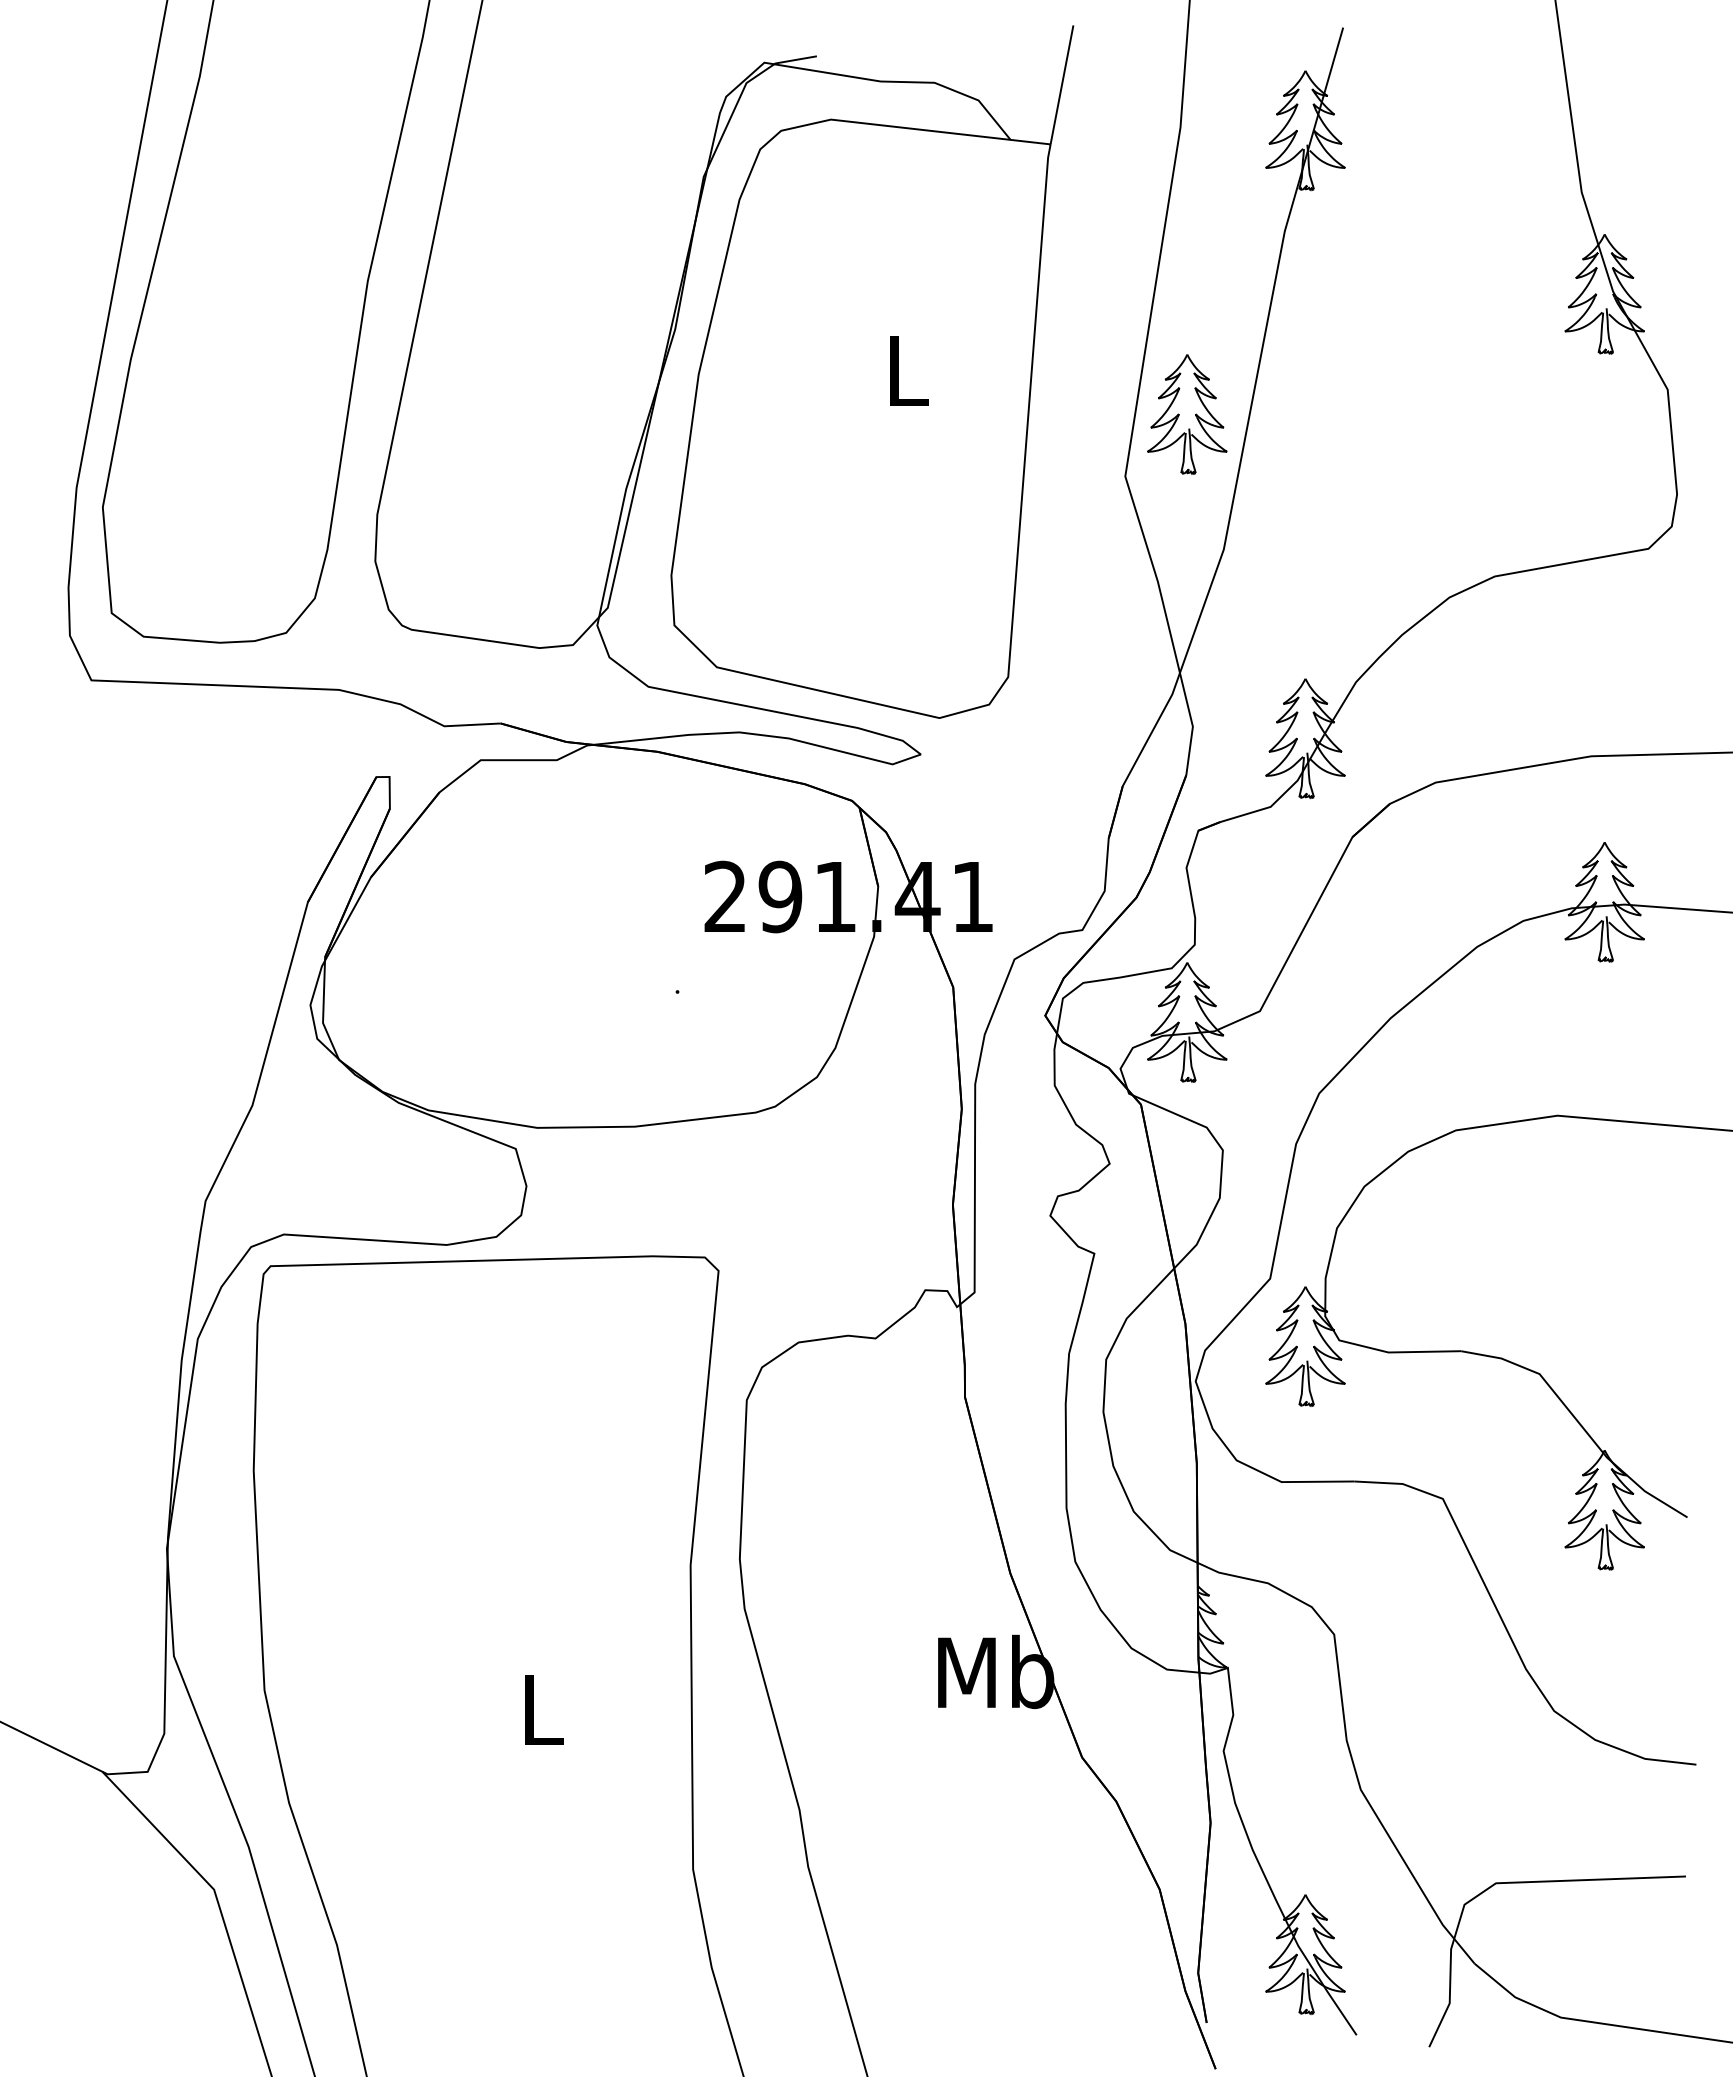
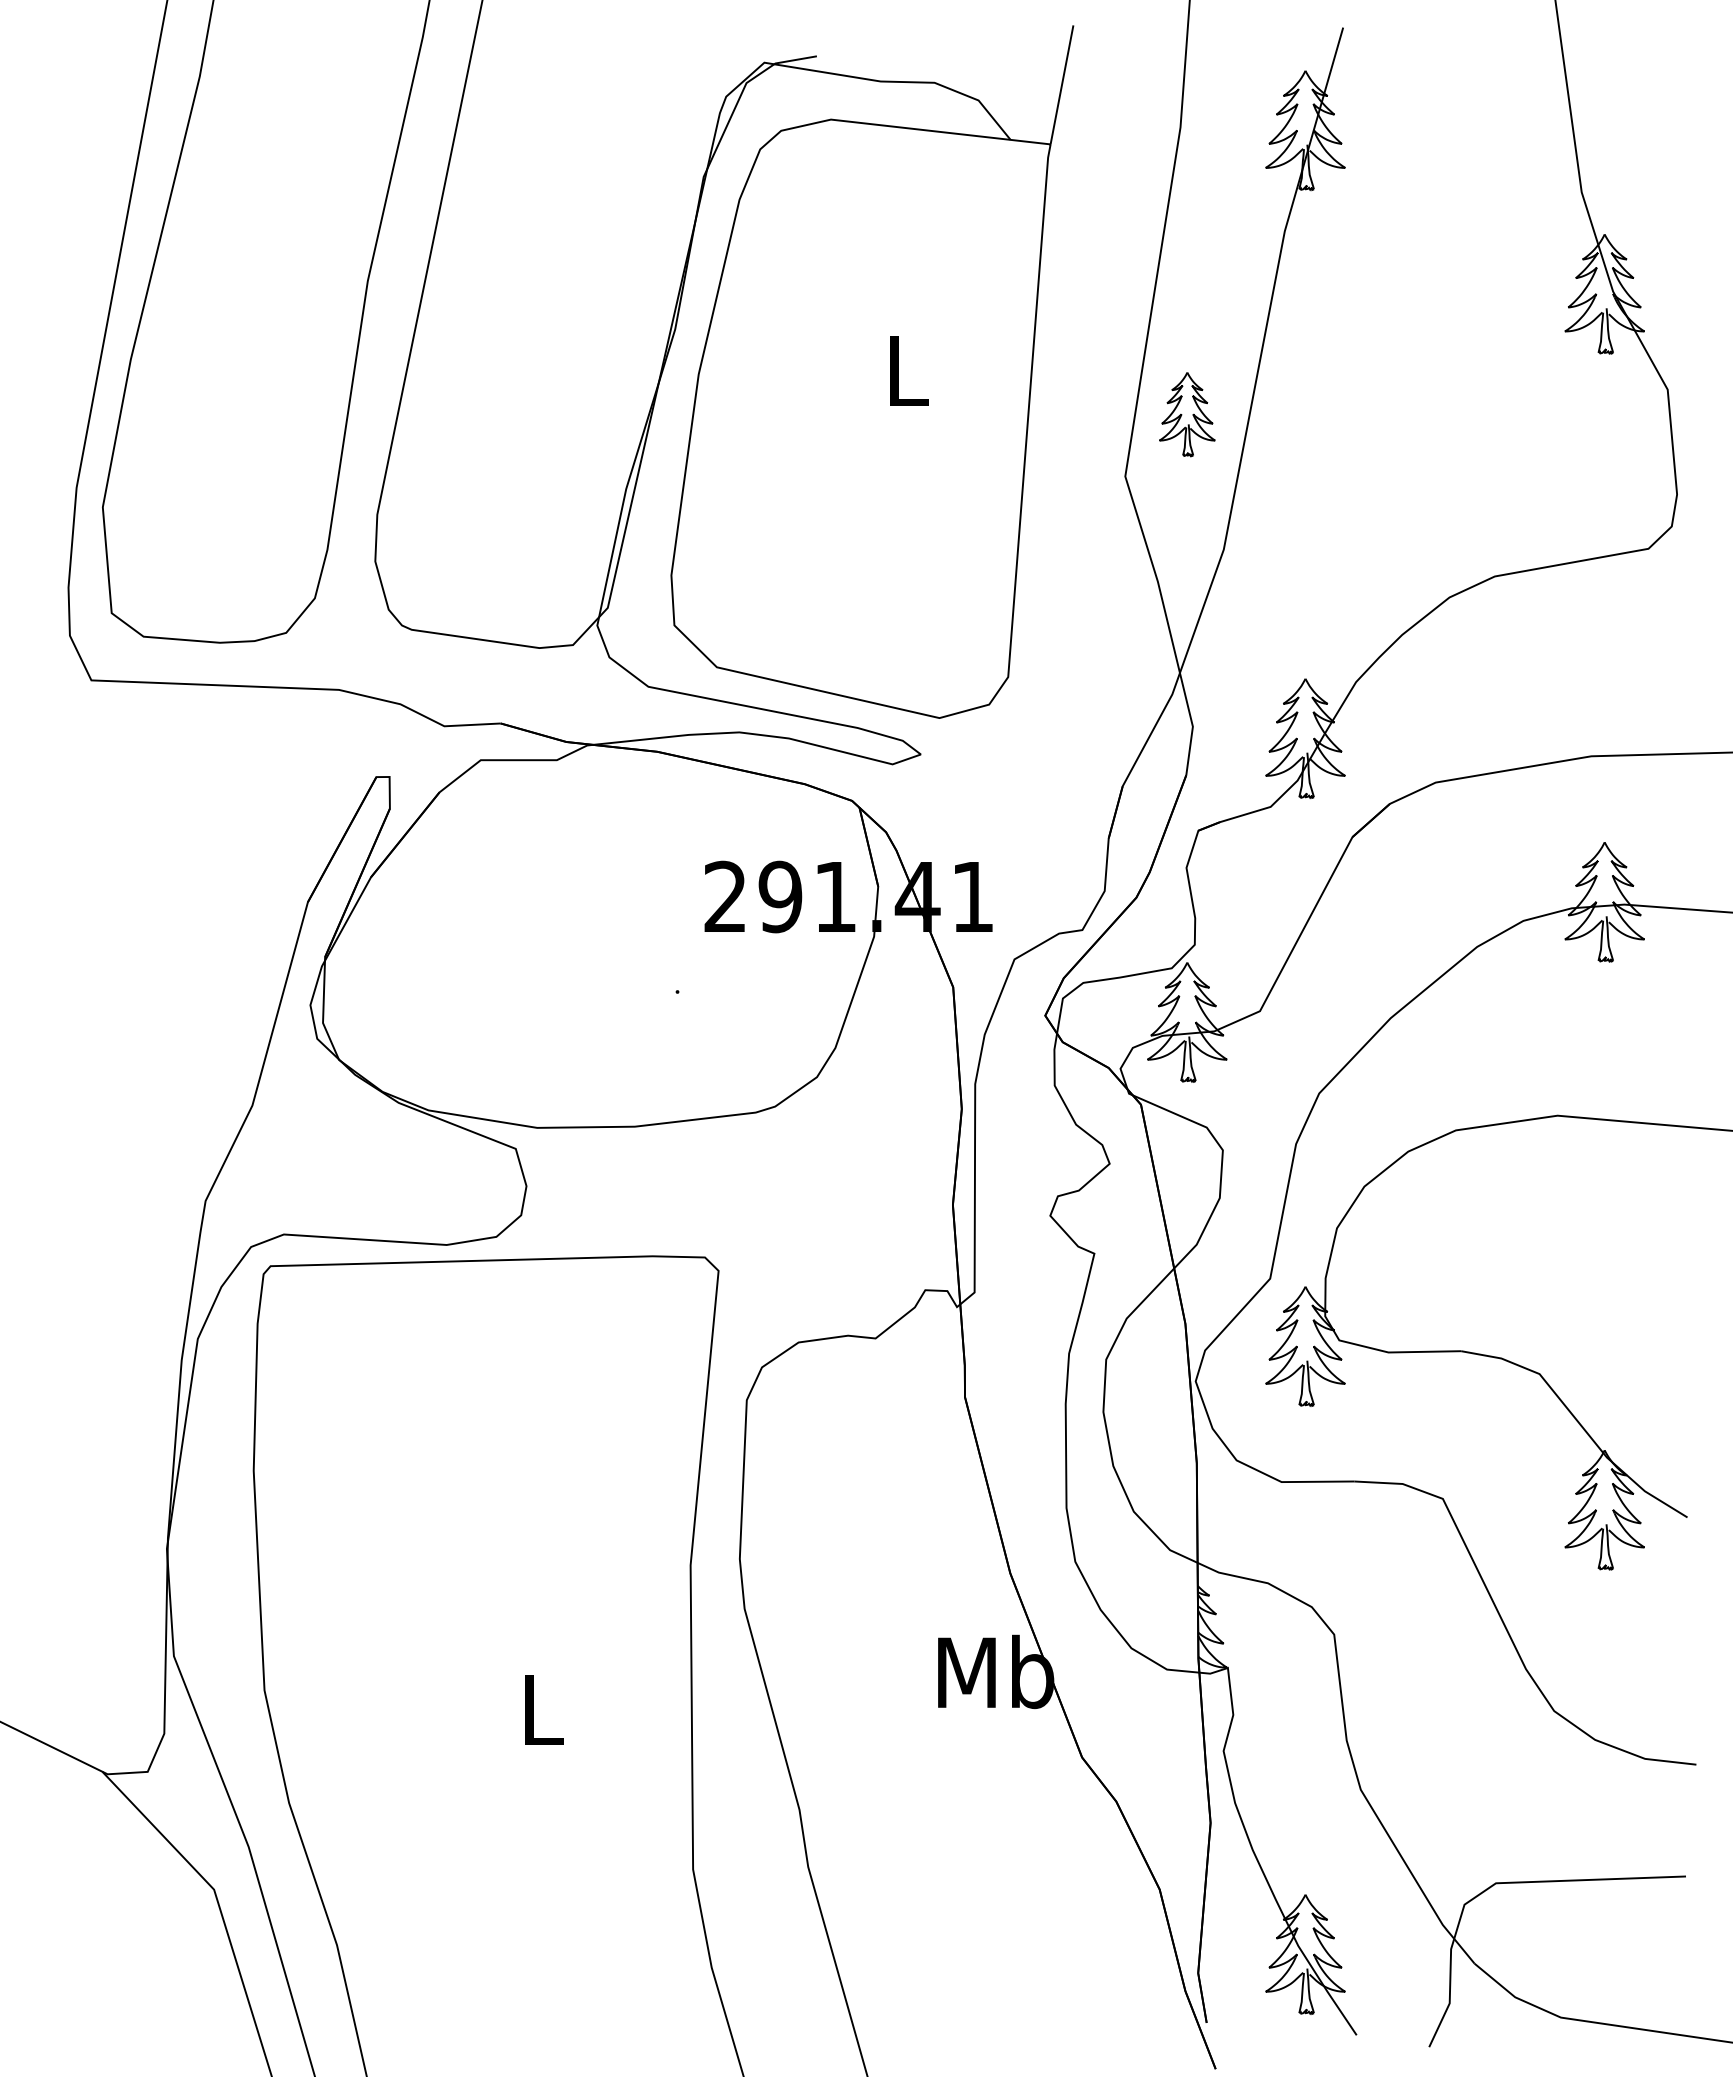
part size: 81x121 px -> 57x86 px (1187, 414)
